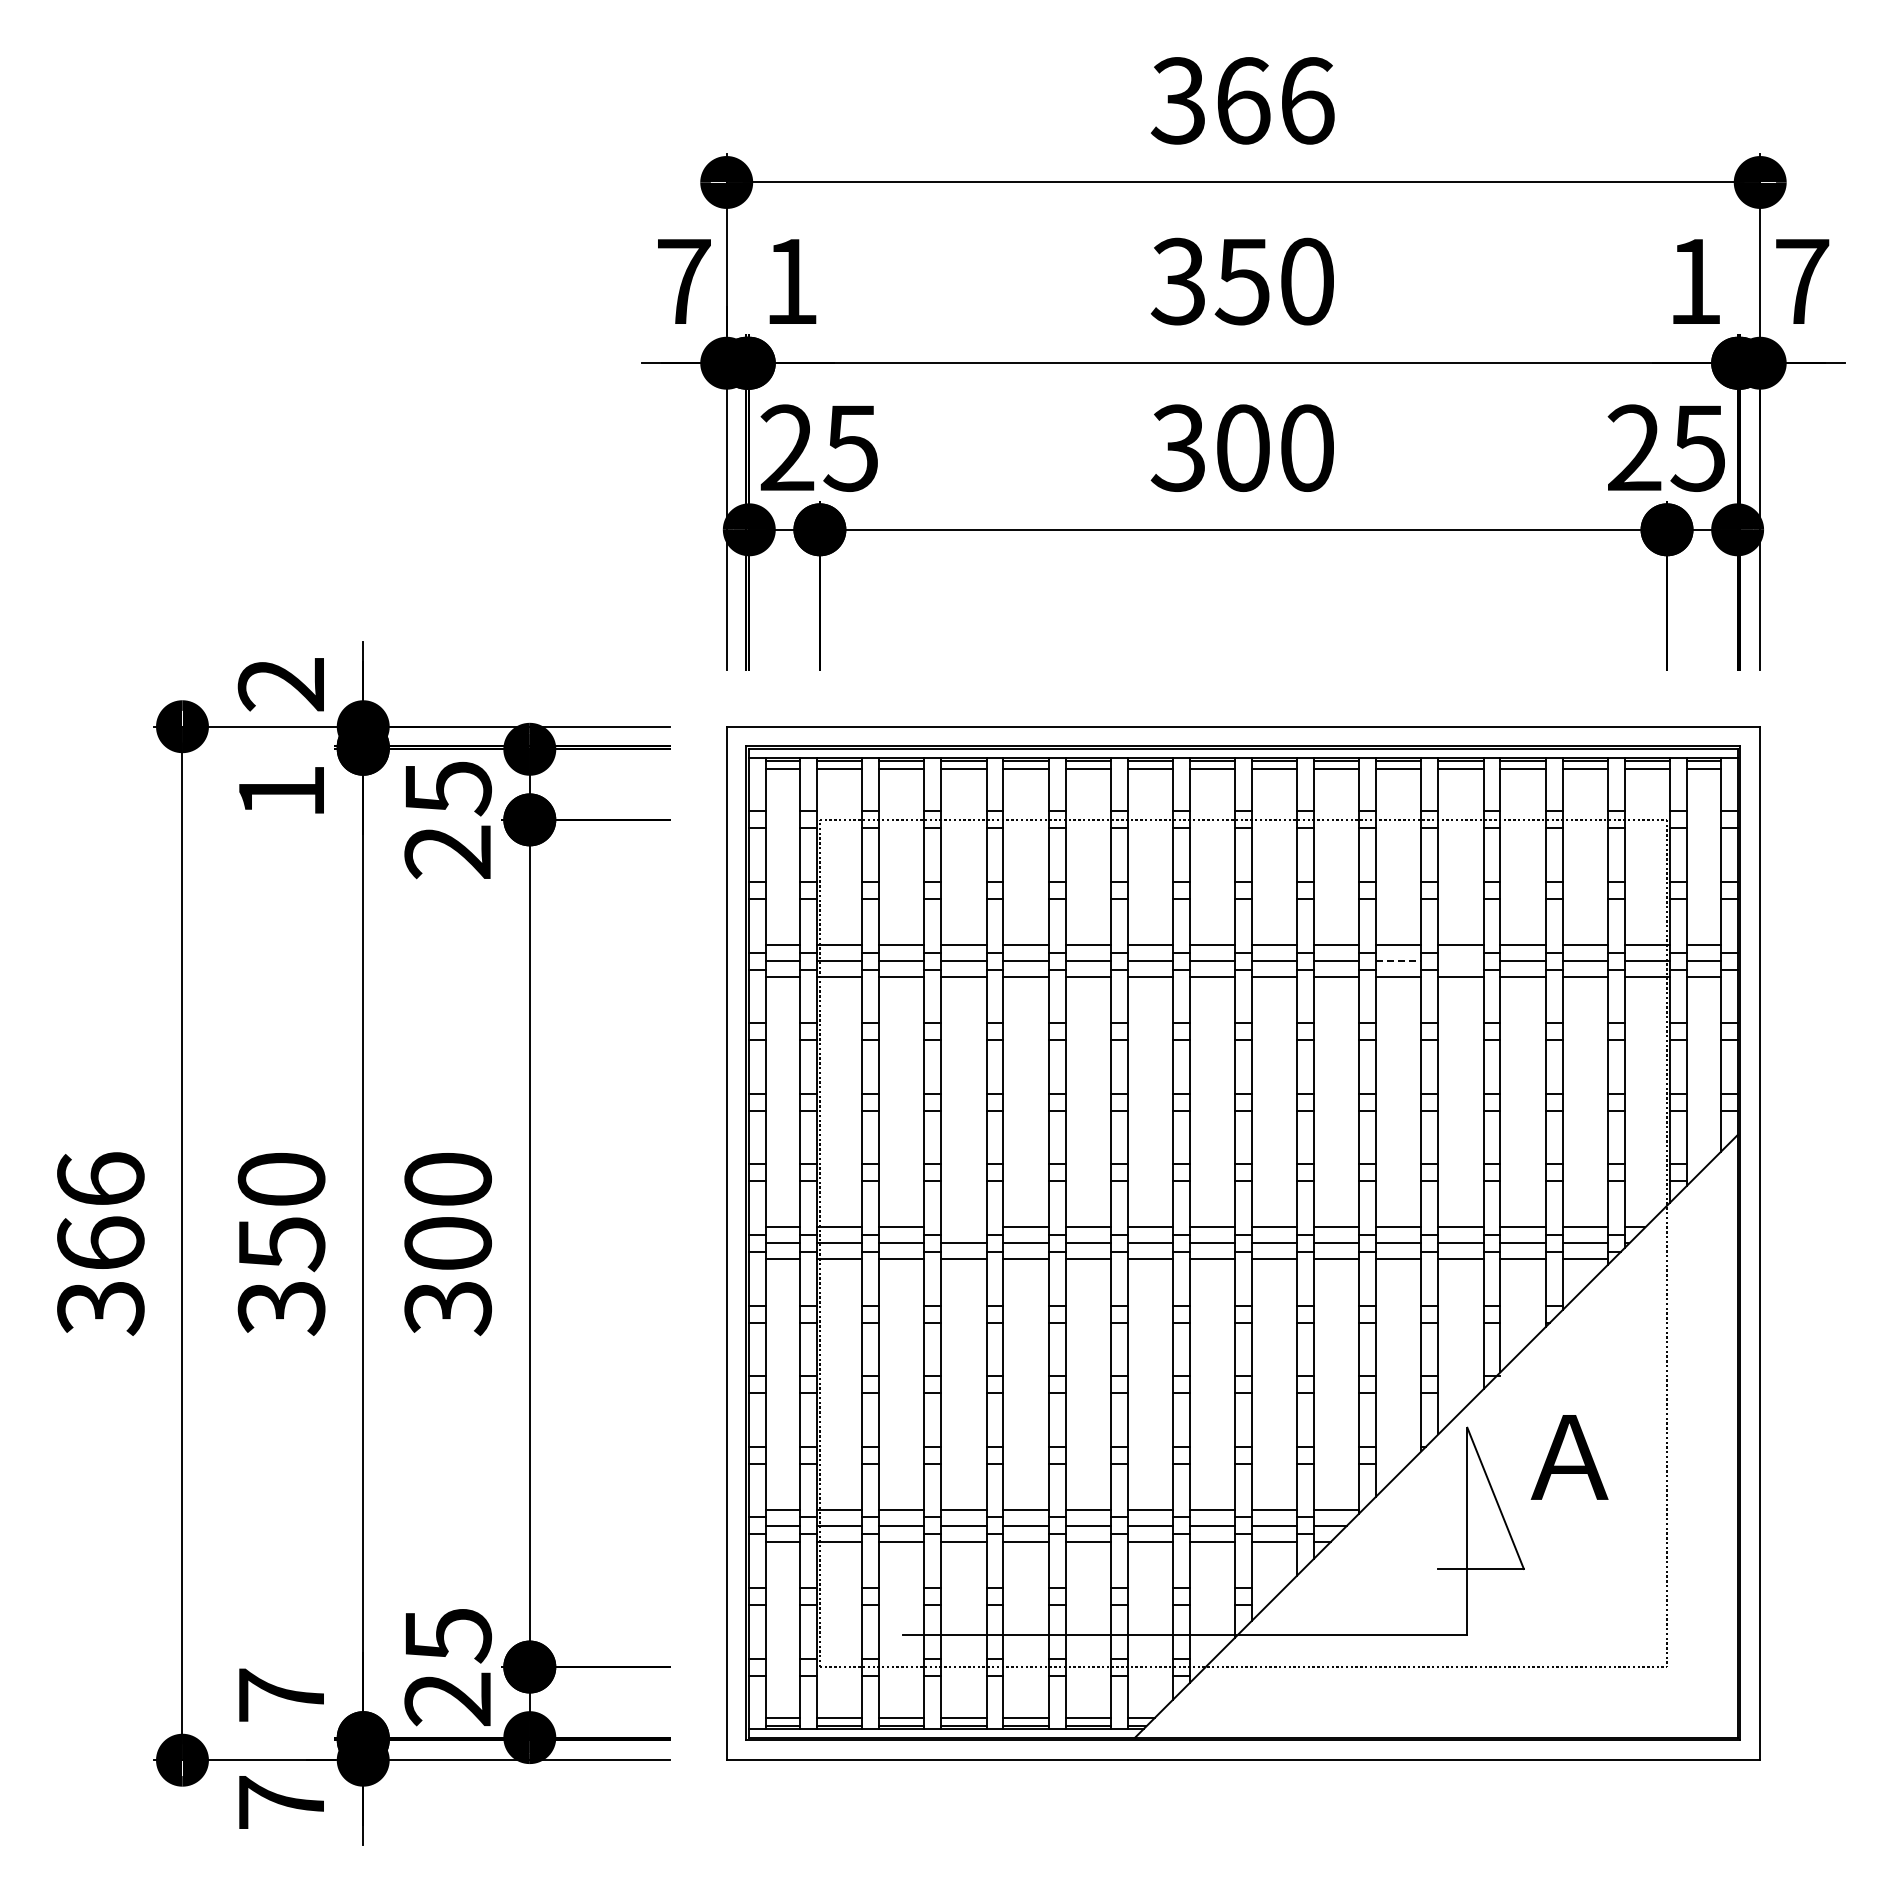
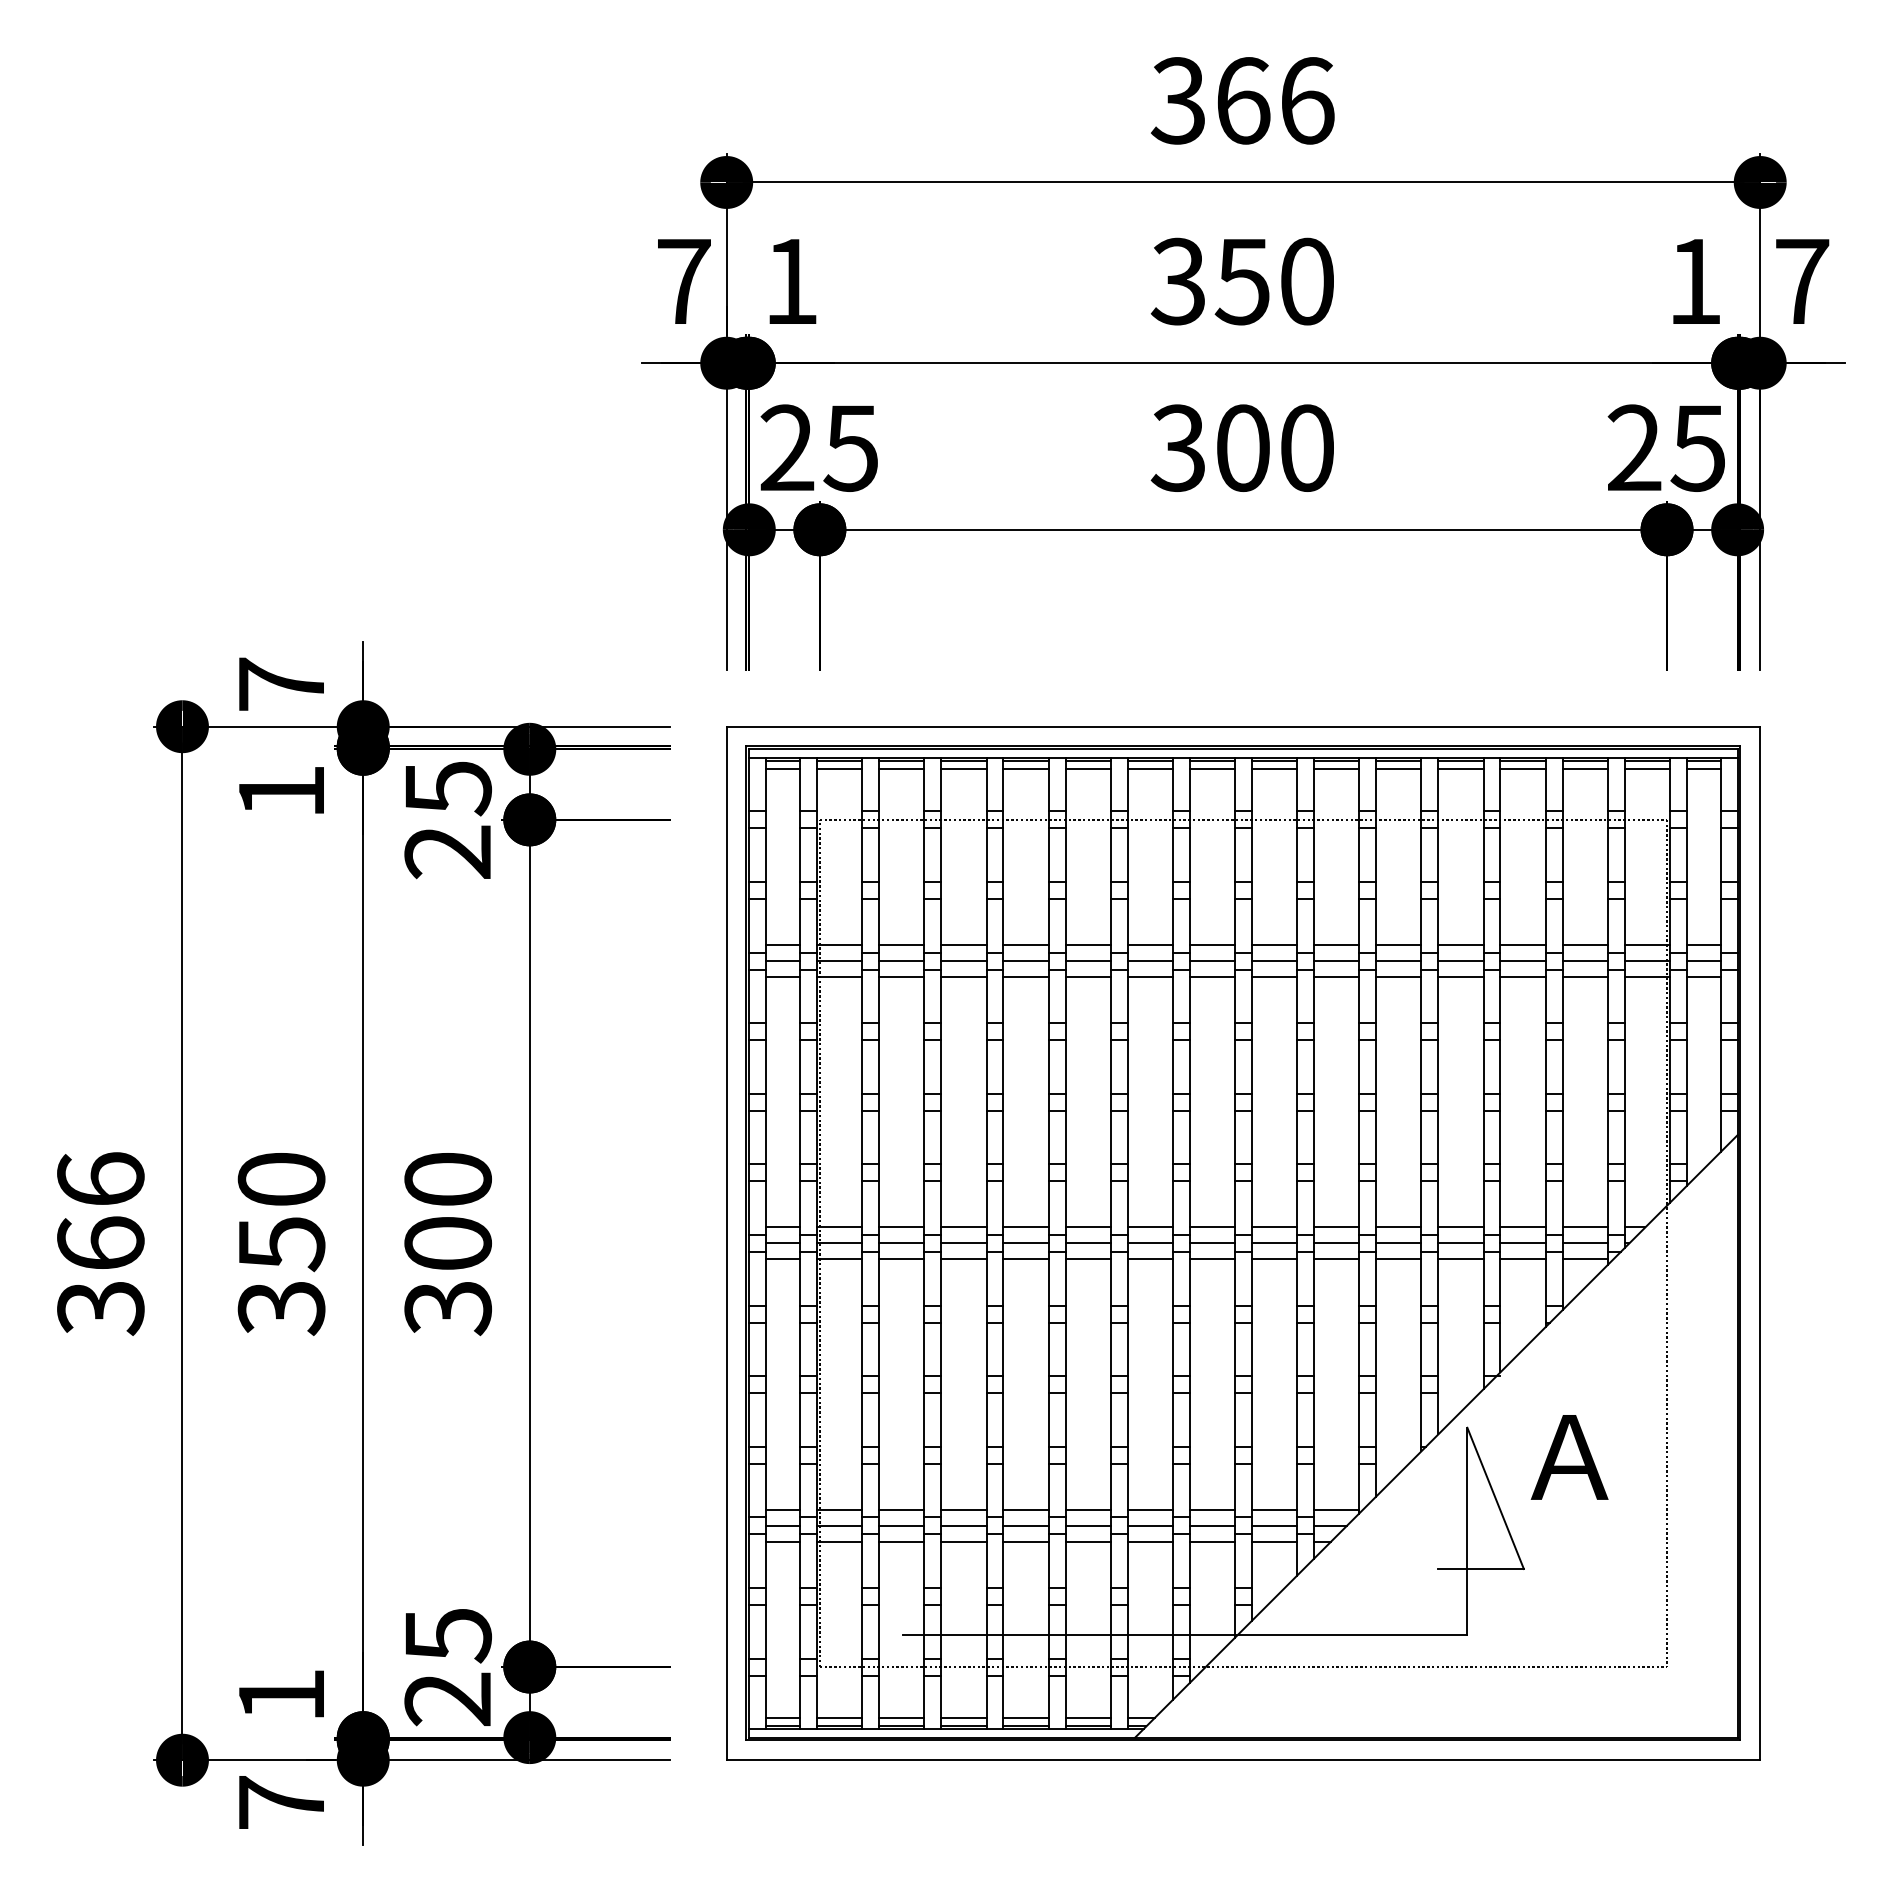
text: 2 -> 7 (280, 684)
line: dashed -> solid (1398, 961)
line: none -> present (1460, 961)
line: none -> present (963, 1227)
text: 7 -> 1 (281, 1694)
